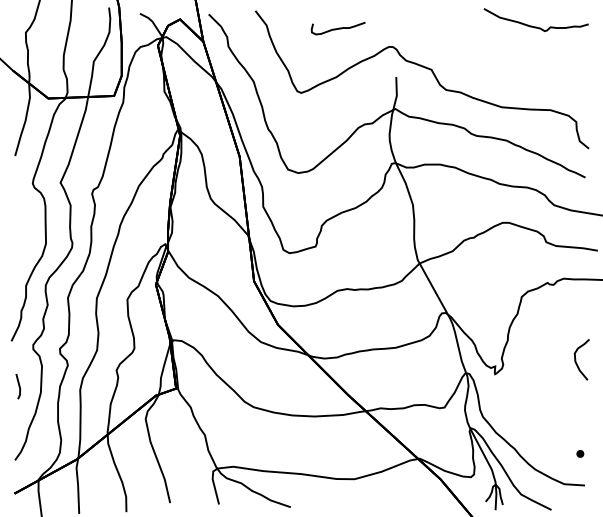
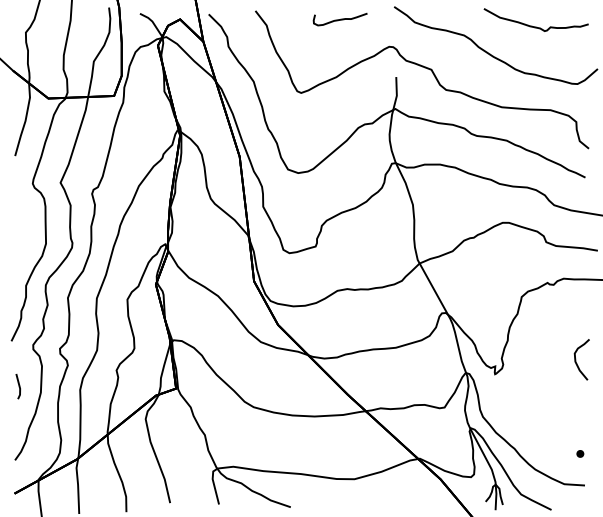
curve position: (337, 28) -> (339, 19) (339, 19)
curve: none -> present (490, 53)
